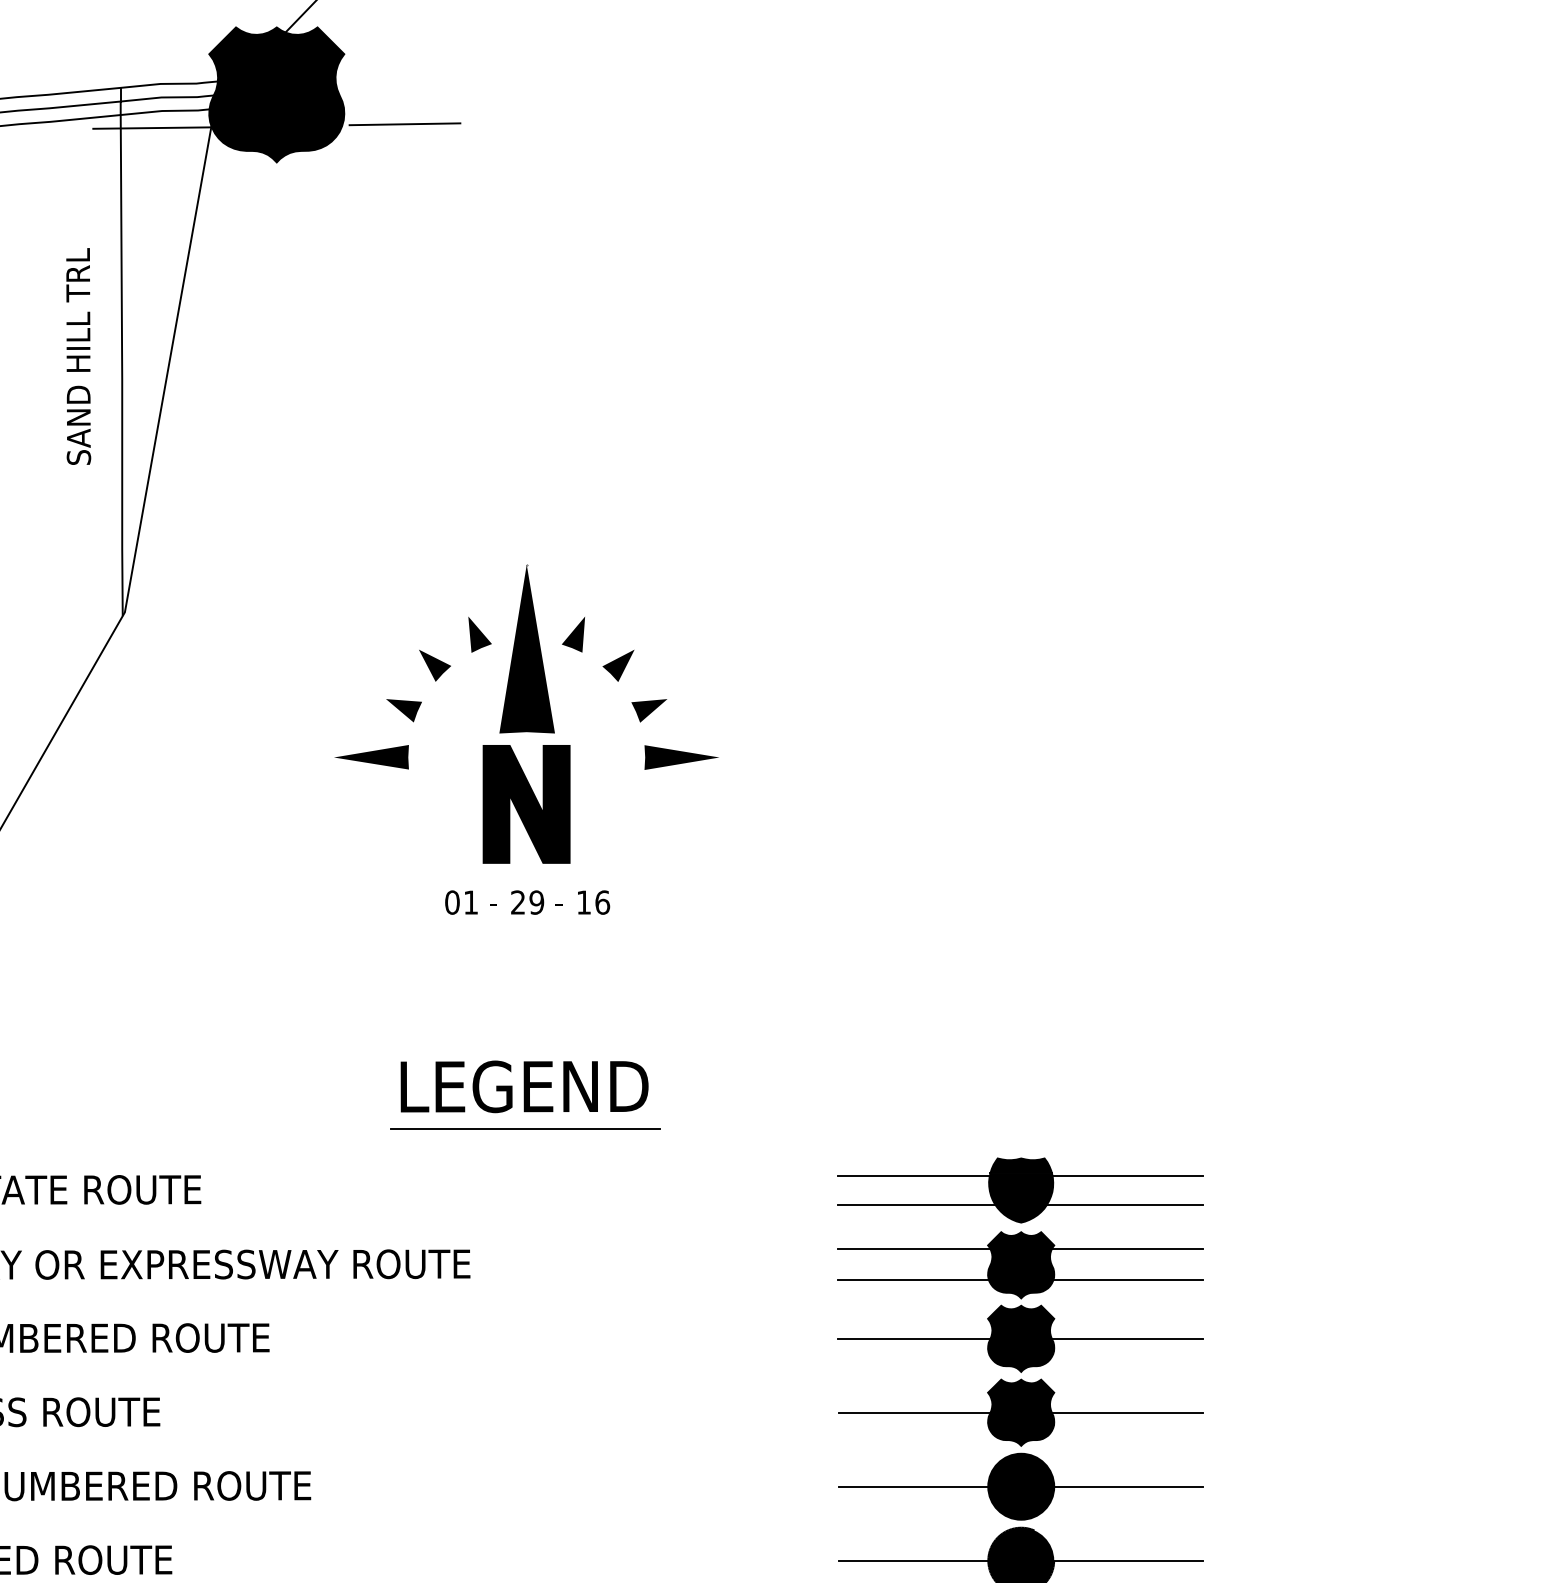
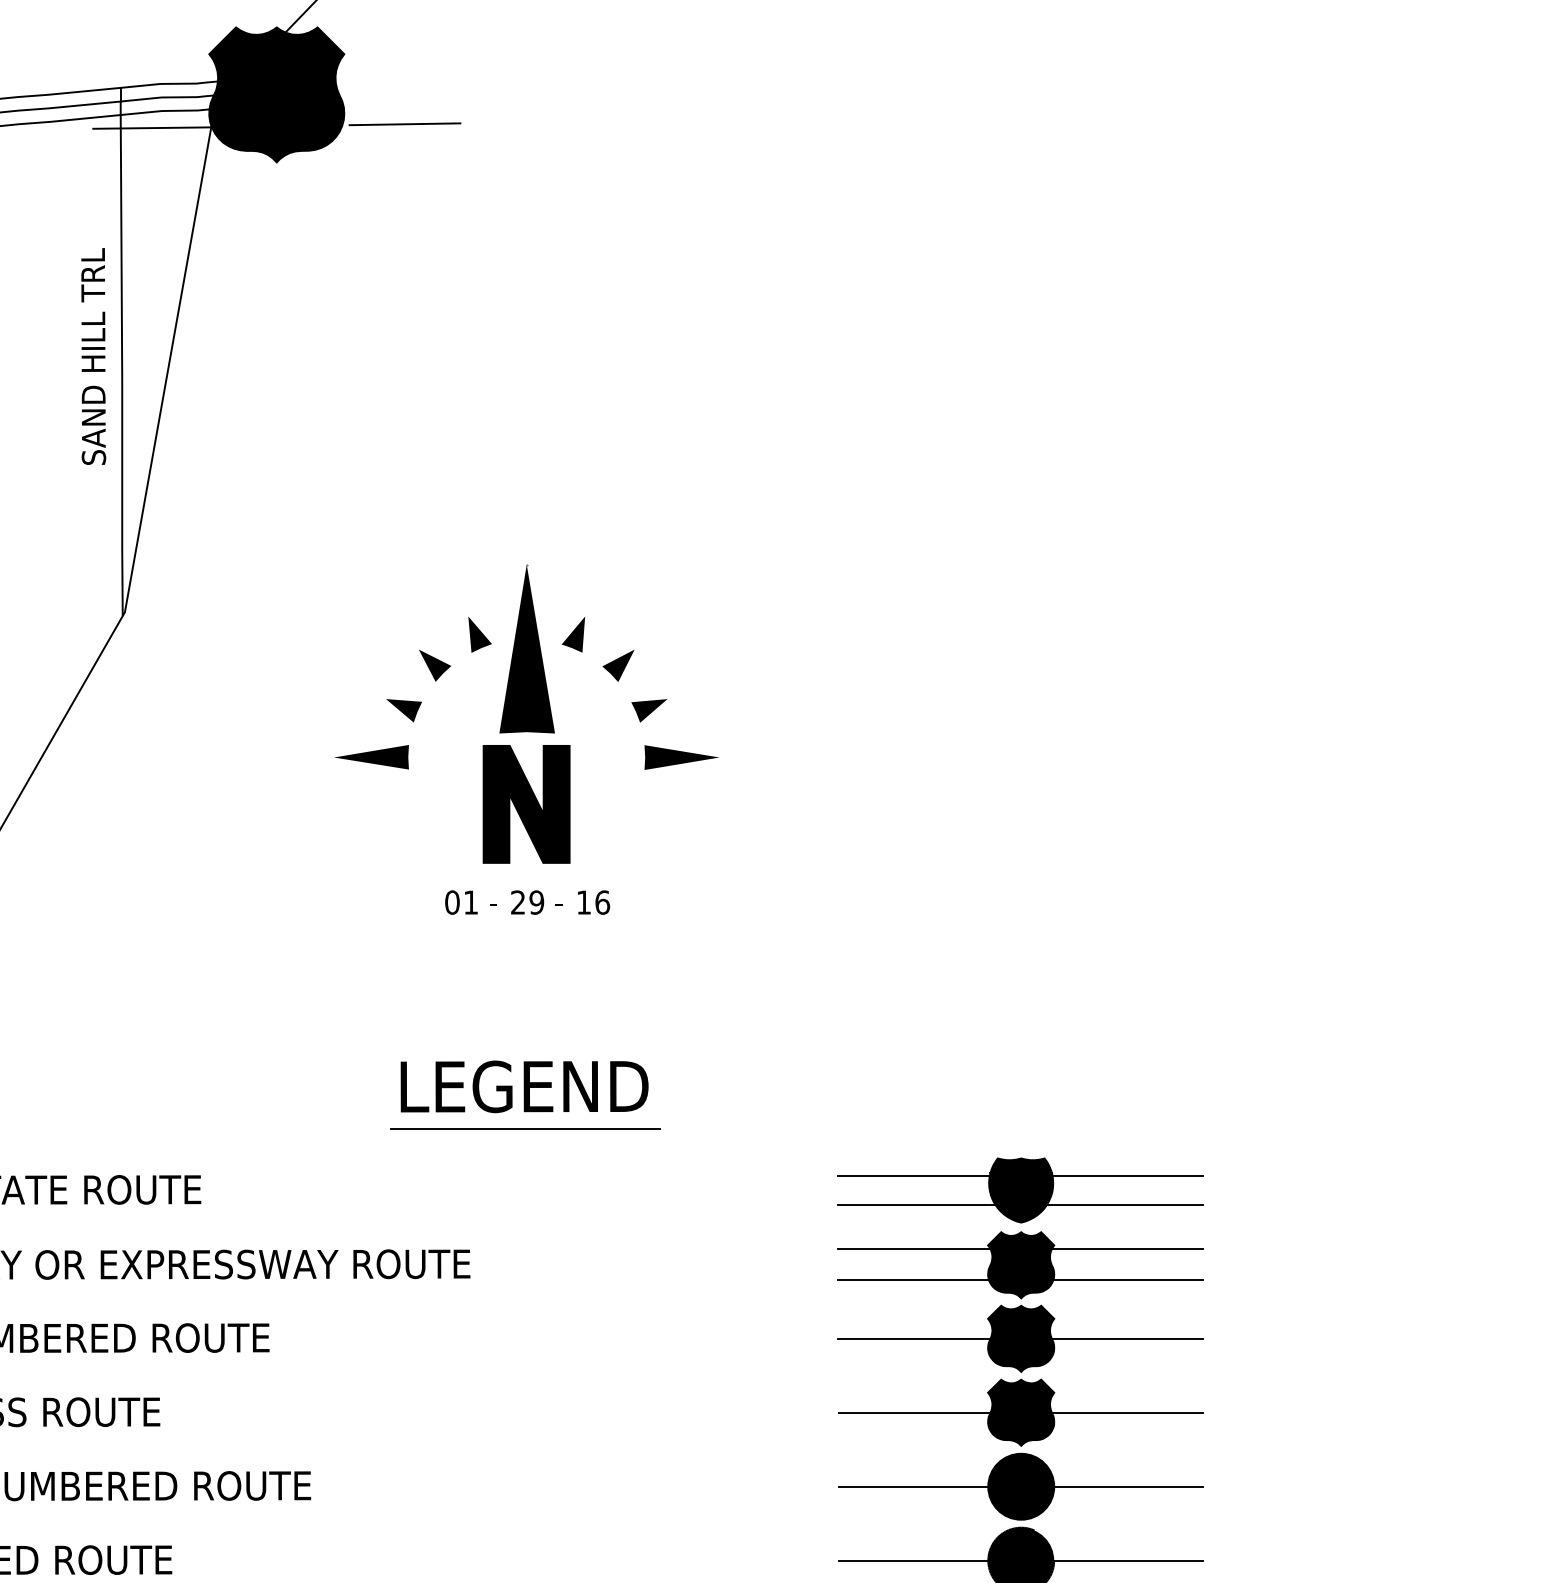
text position: (78, 356) -> (93, 356) (93, 356)
